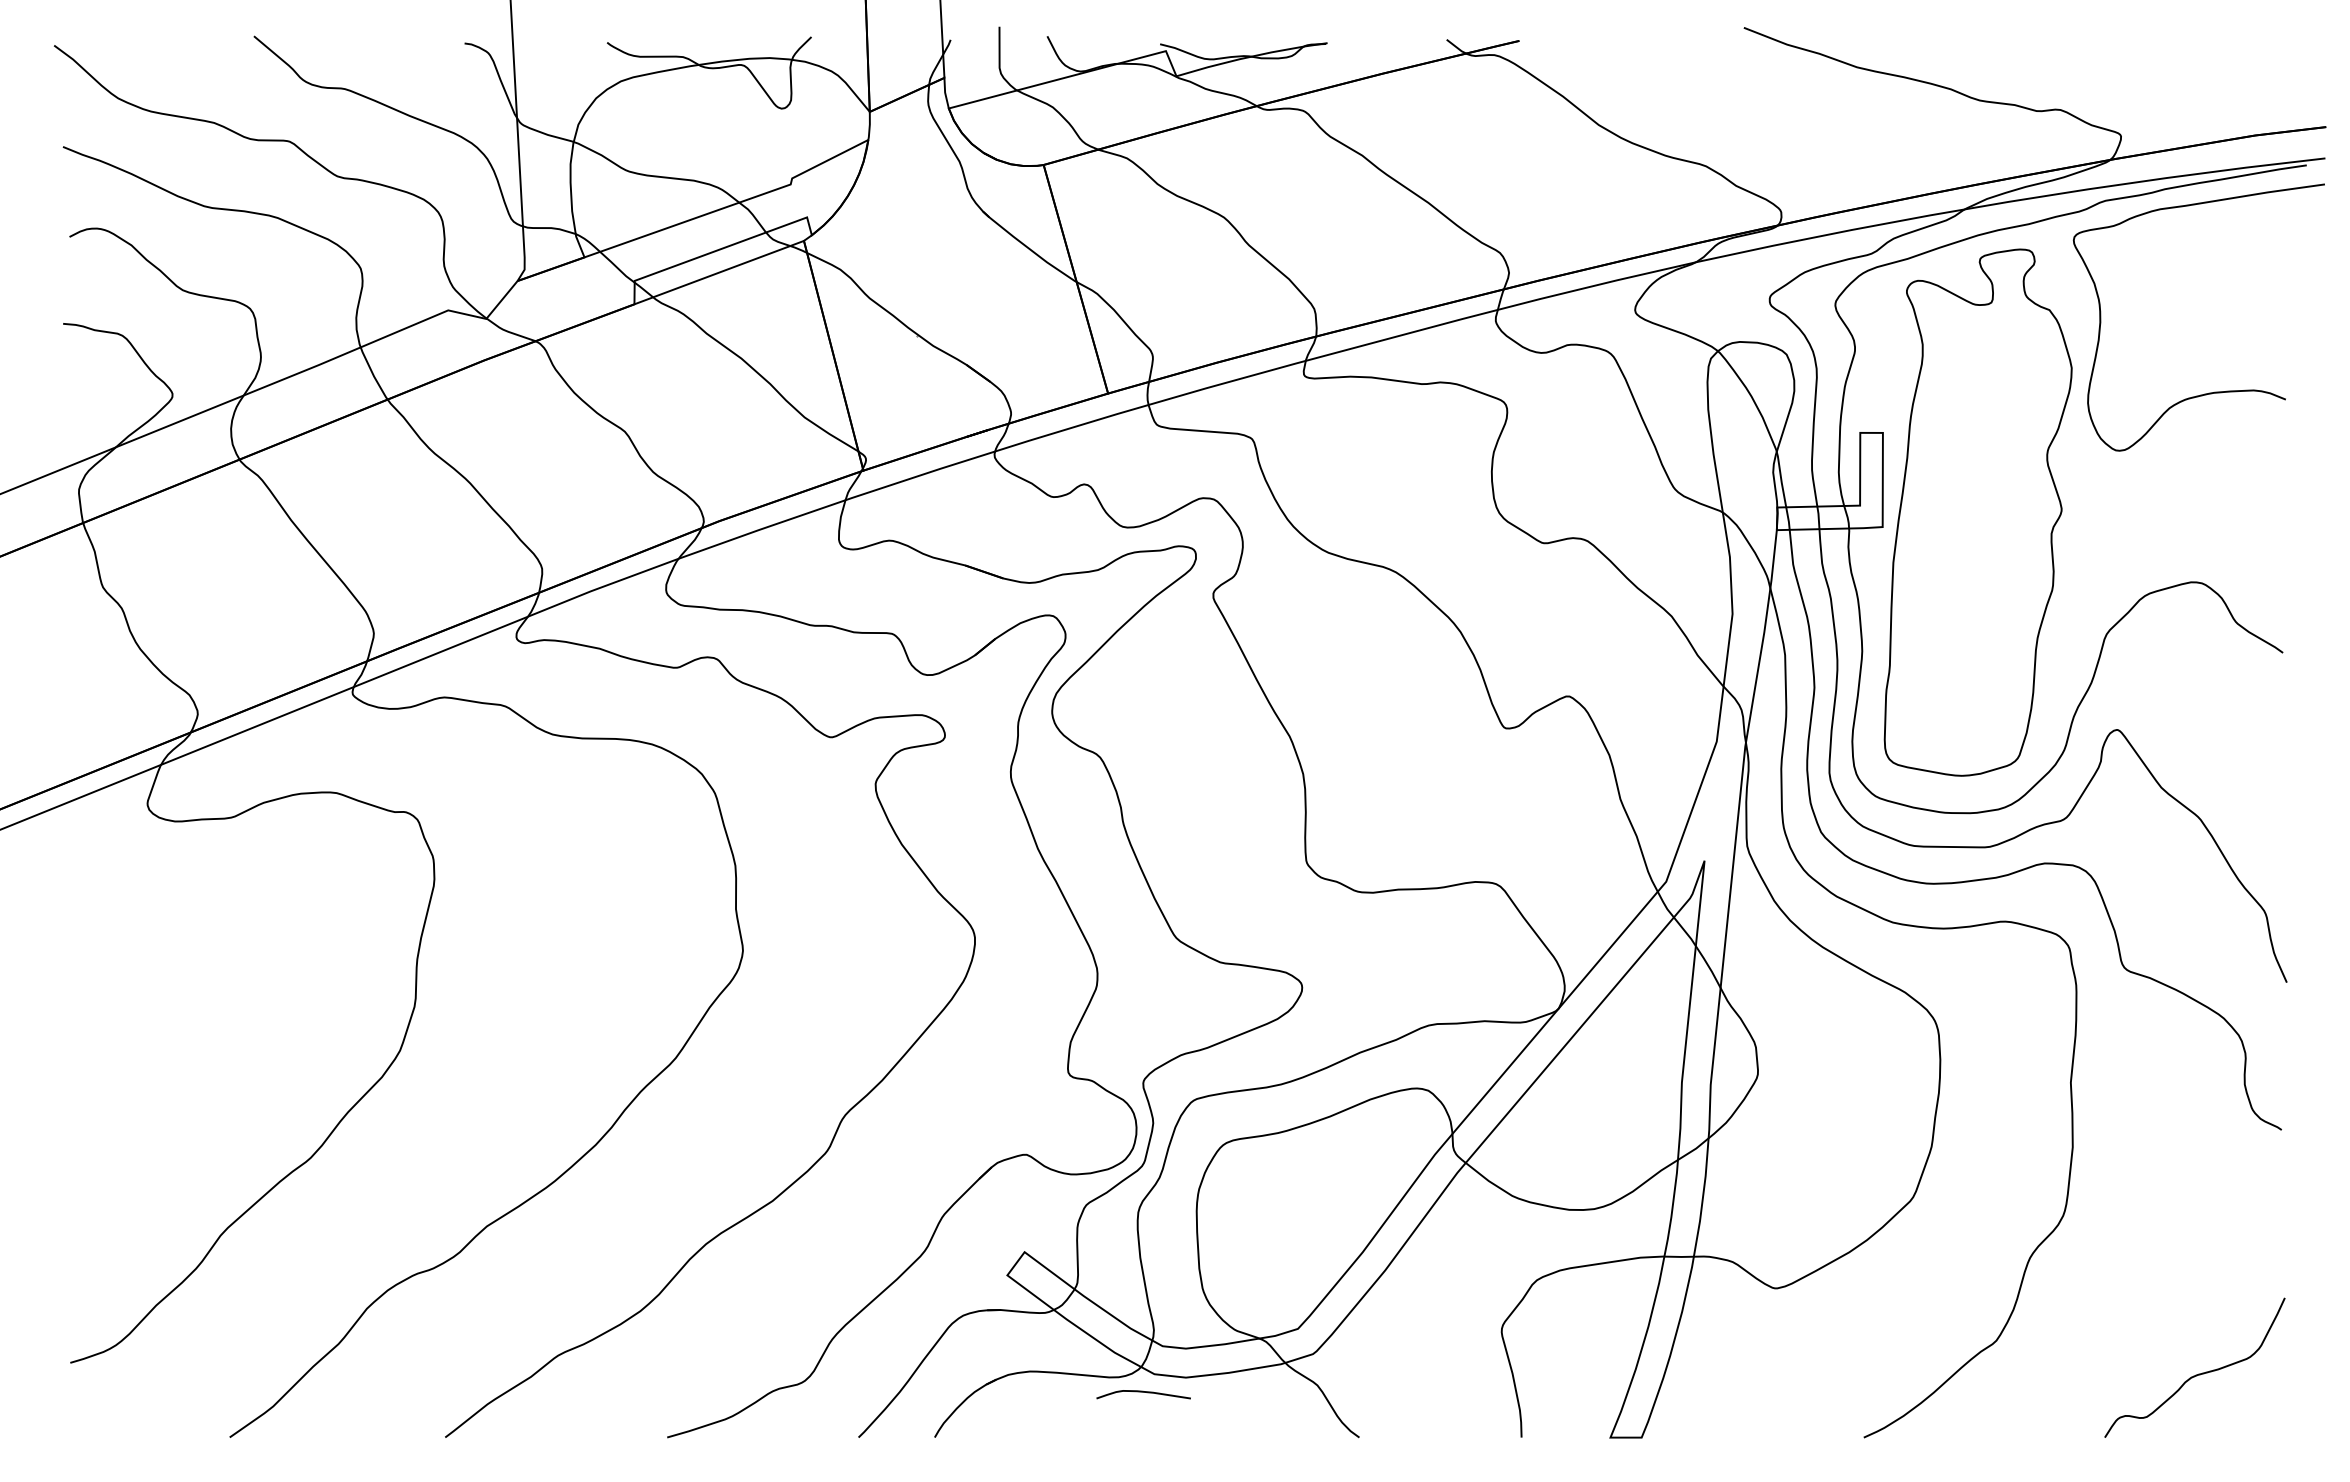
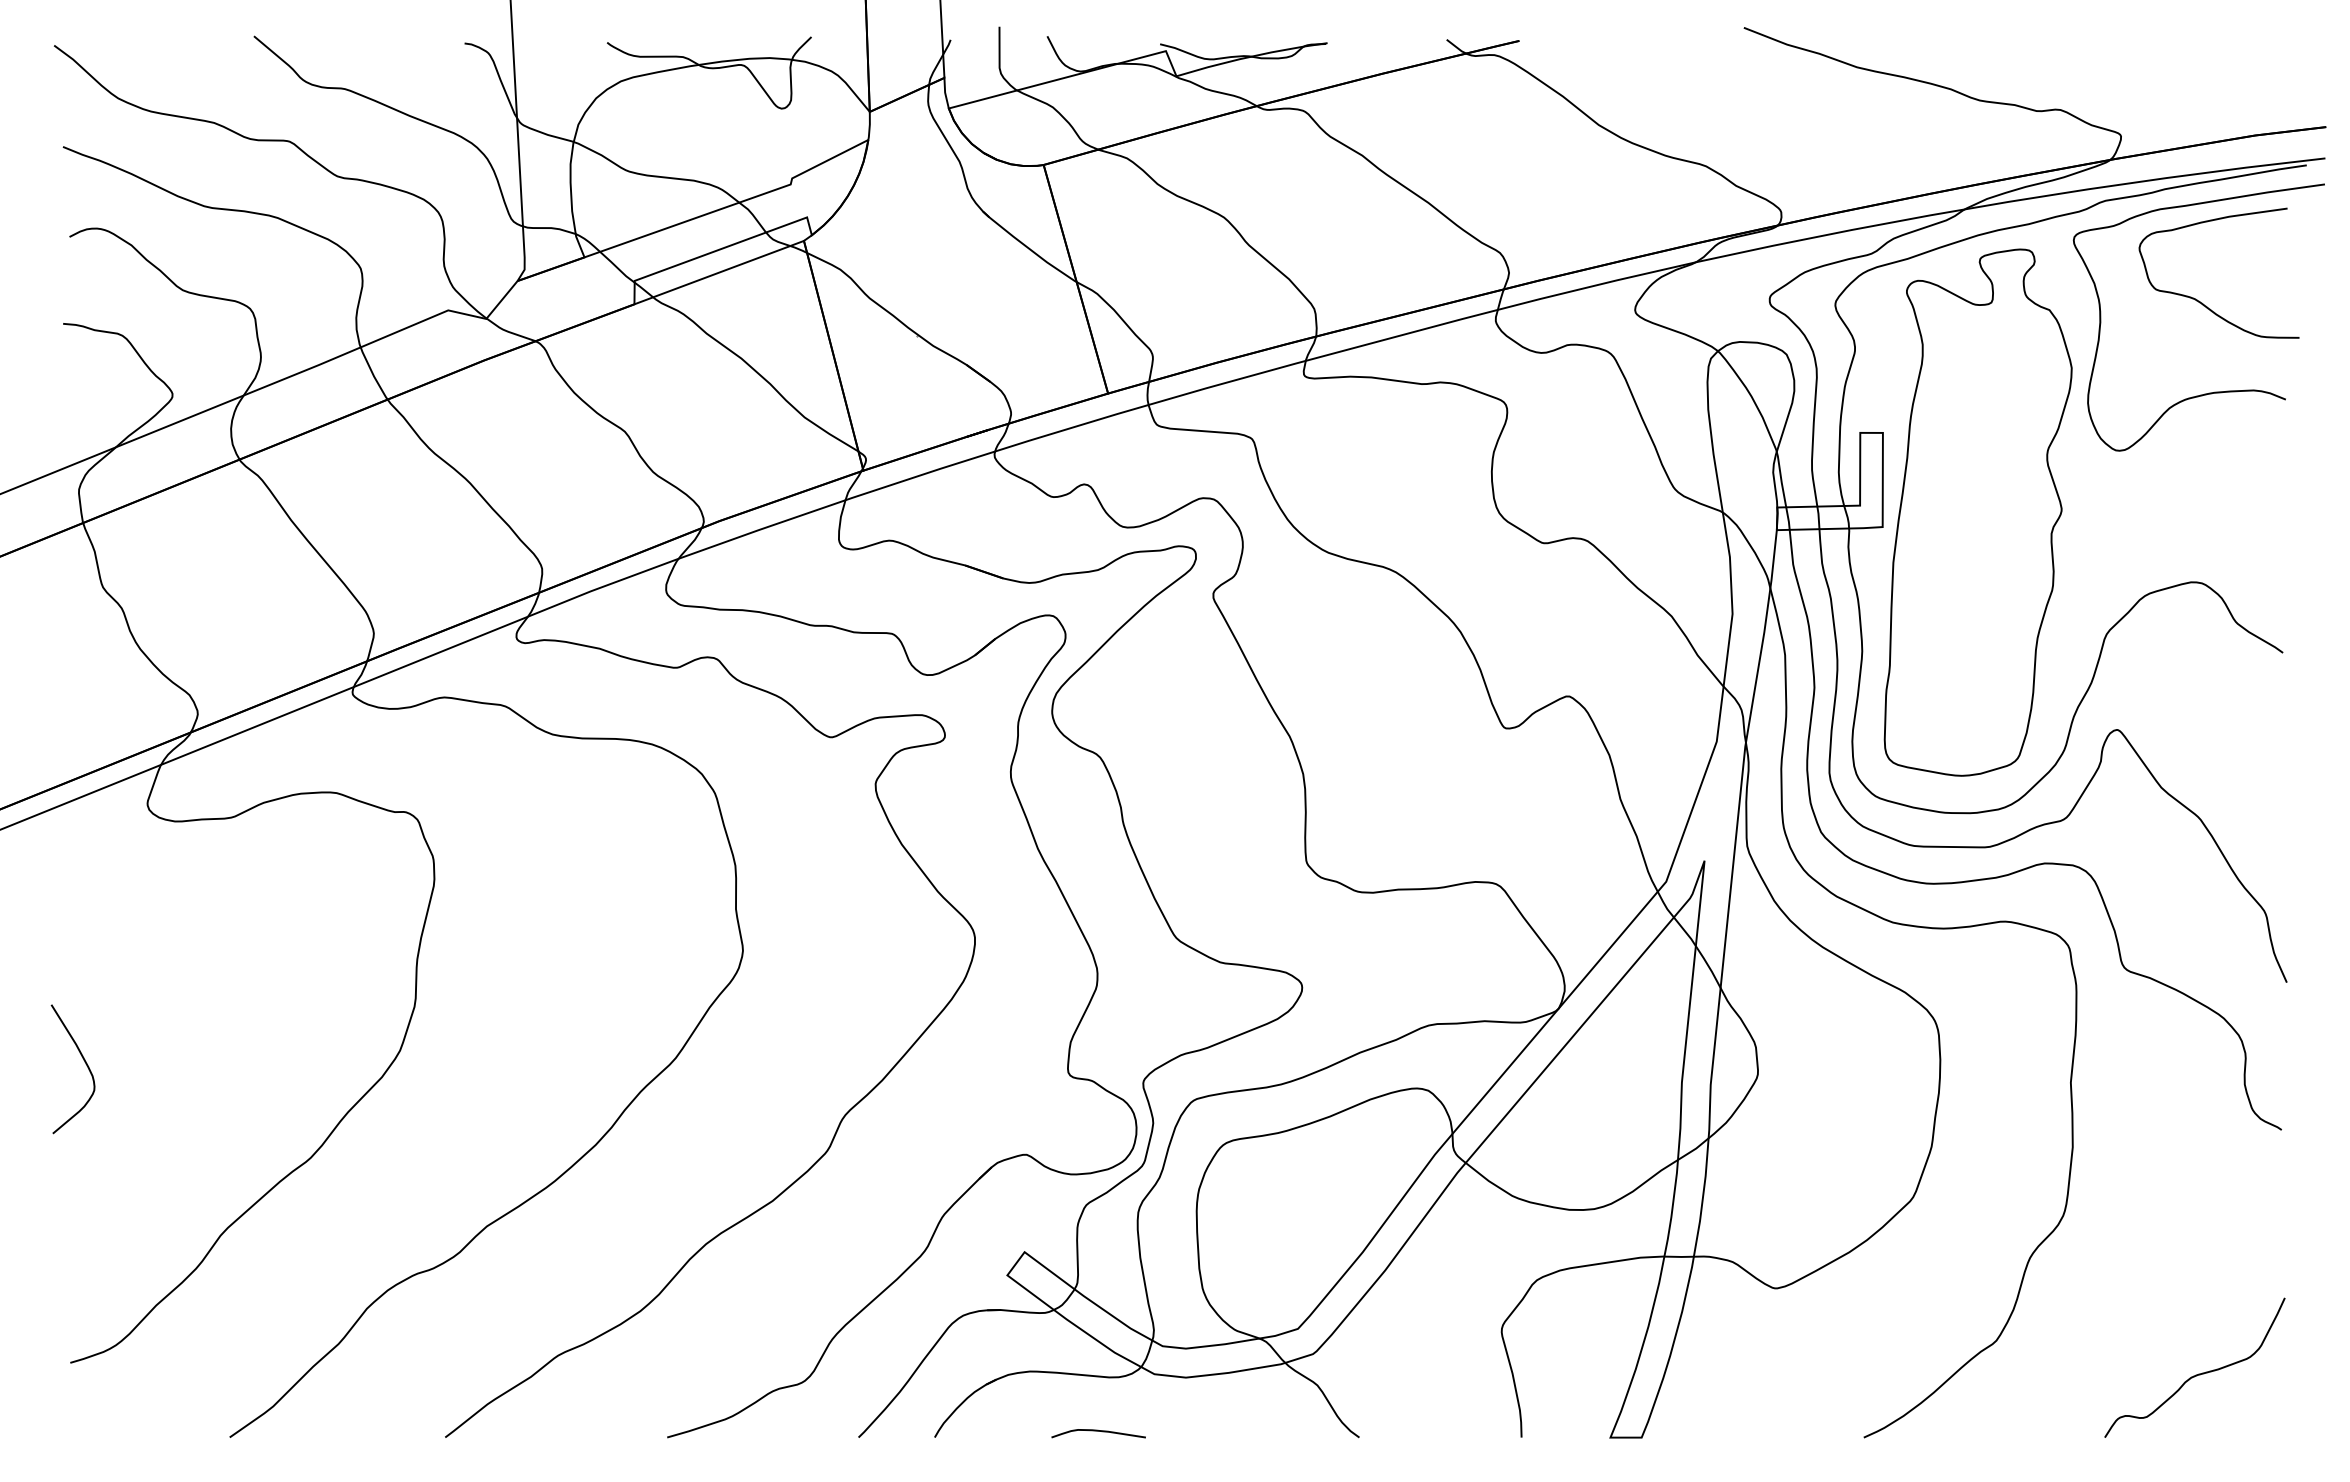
curve: none -> present (2199, 300)
curve: none -> present (84, 1062)
curve position: (1143, 1392) -> (1098, 1431) (1098, 1431)
